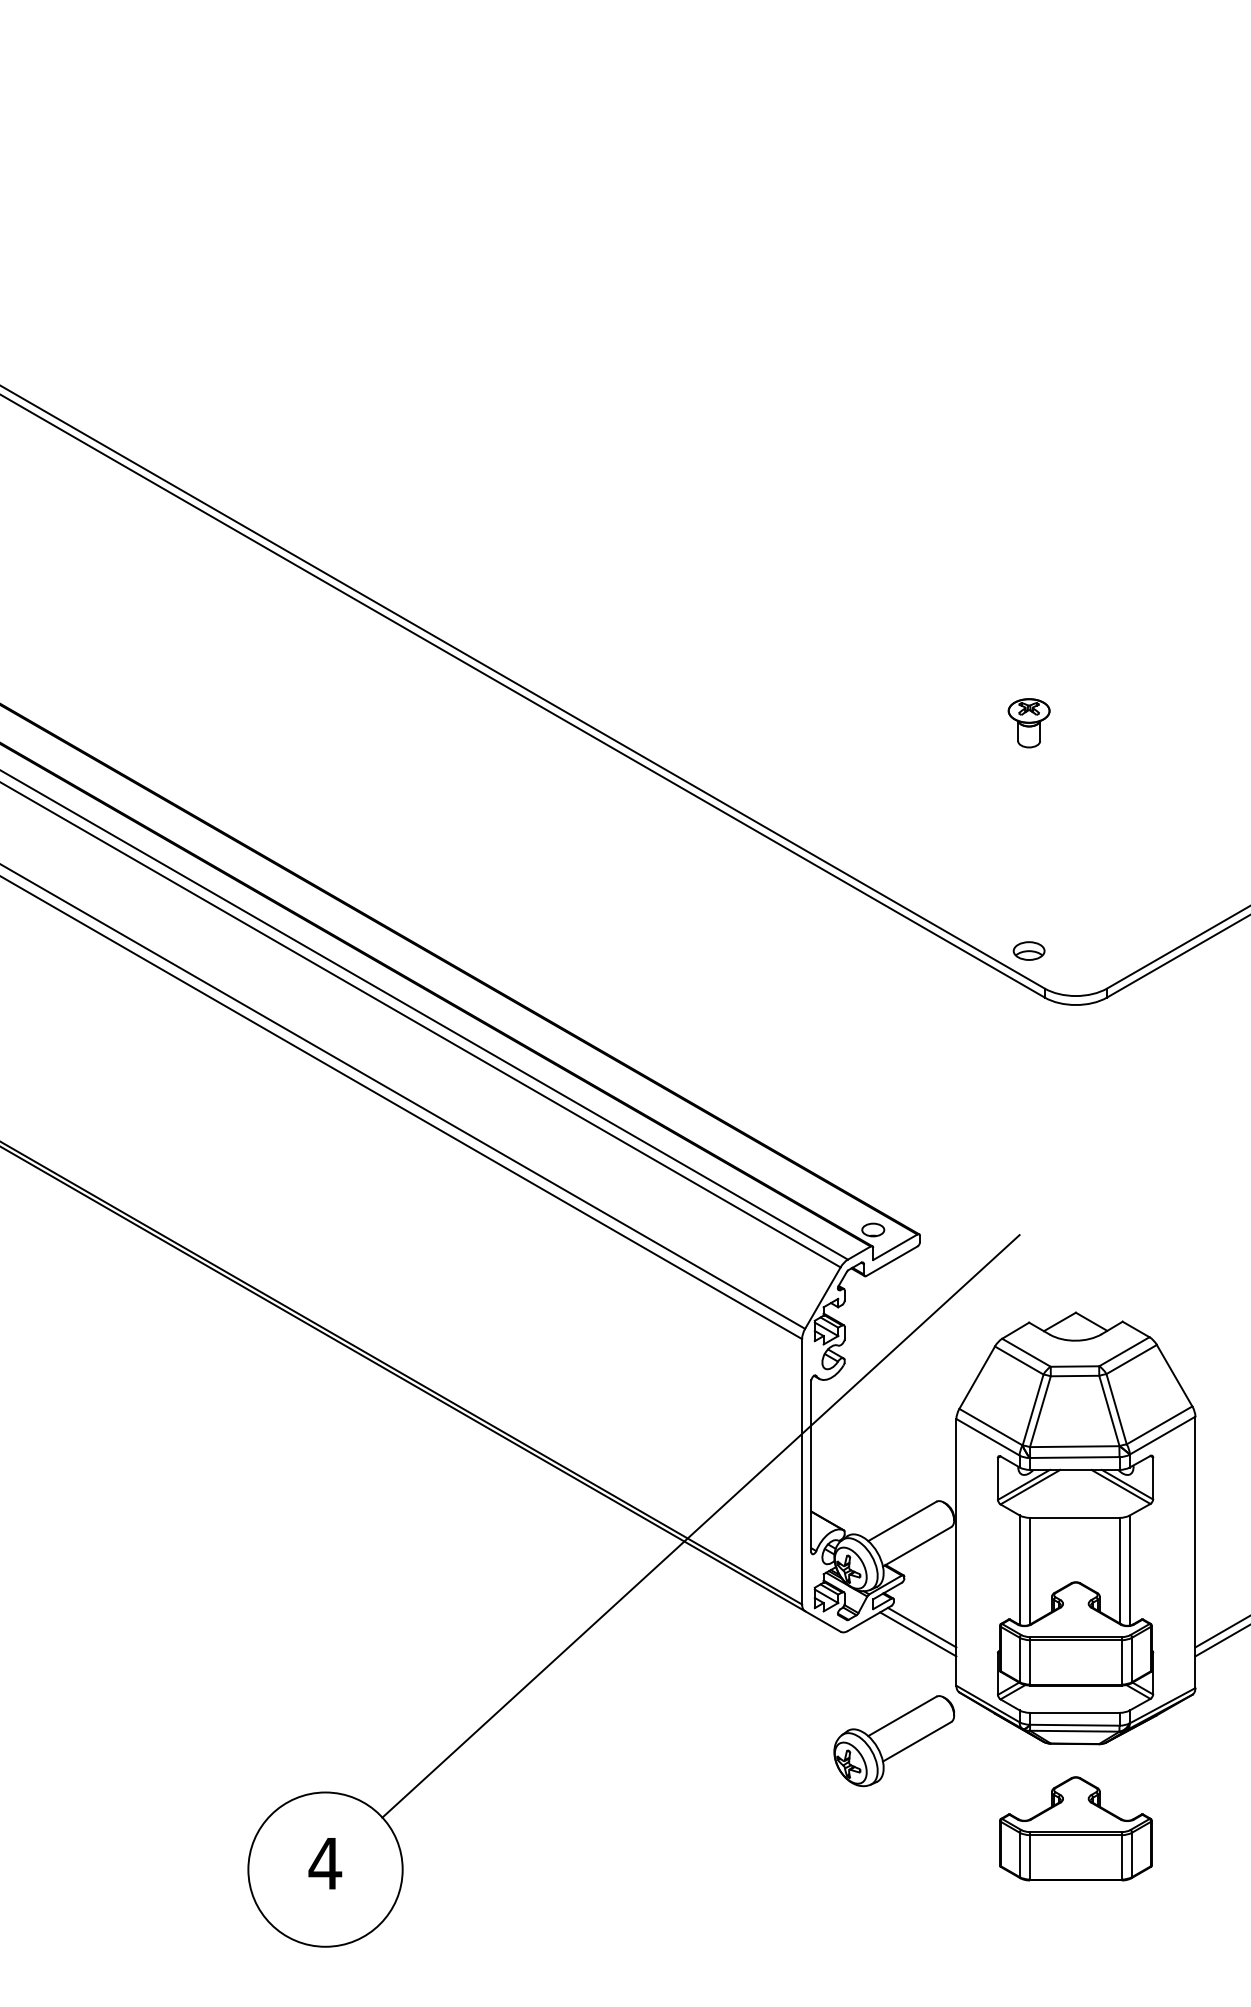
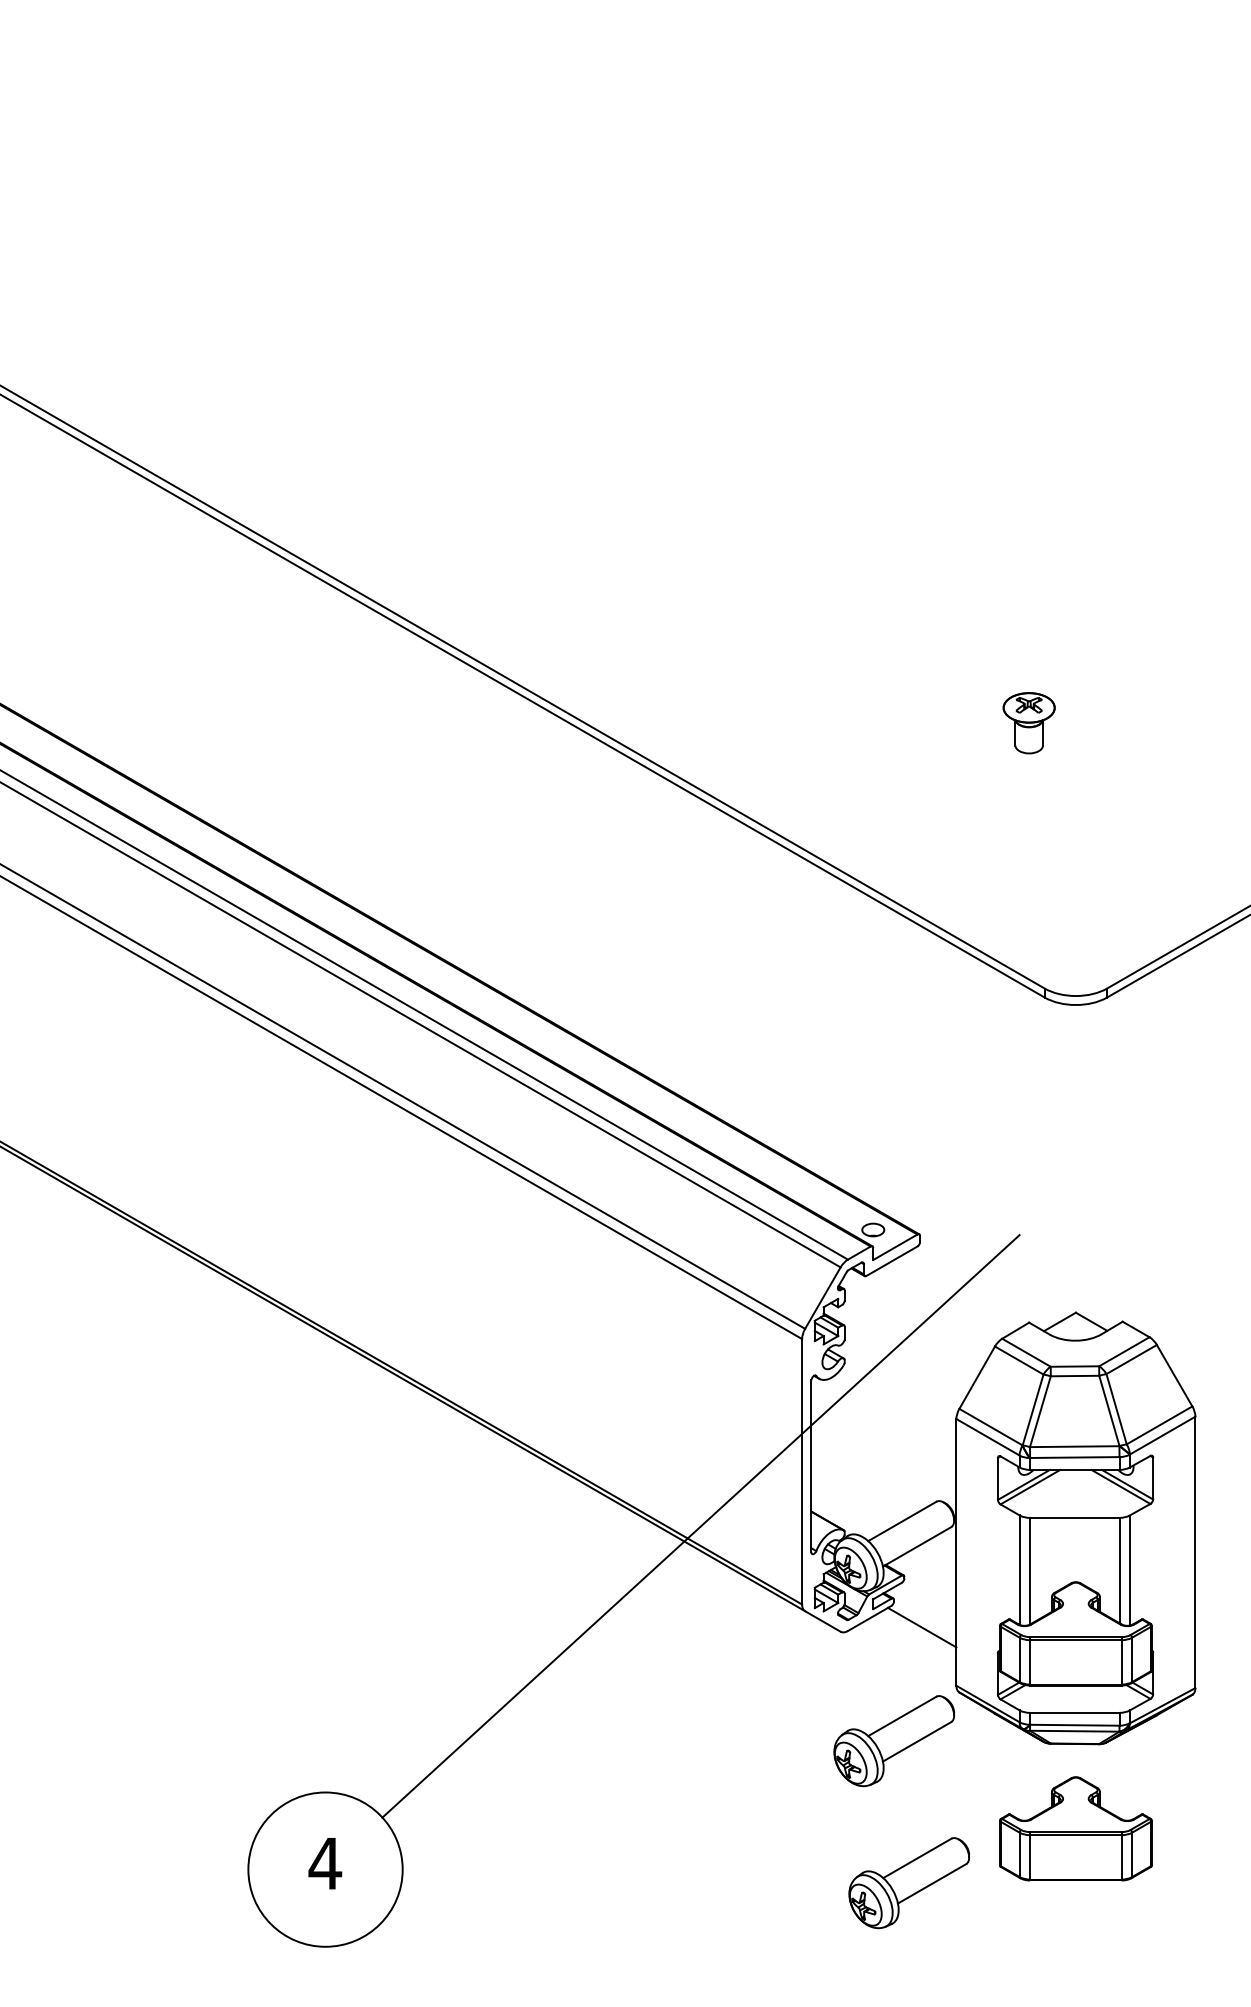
part size: 44x51 px -> 54x63 px (1028, 723)
part: present -> none (1028, 950)
line: present -> none (1221, 1632)
line: present -> none (918, 1634)
line: present -> none (1221, 1641)
part: none -> present (908, 1883)
